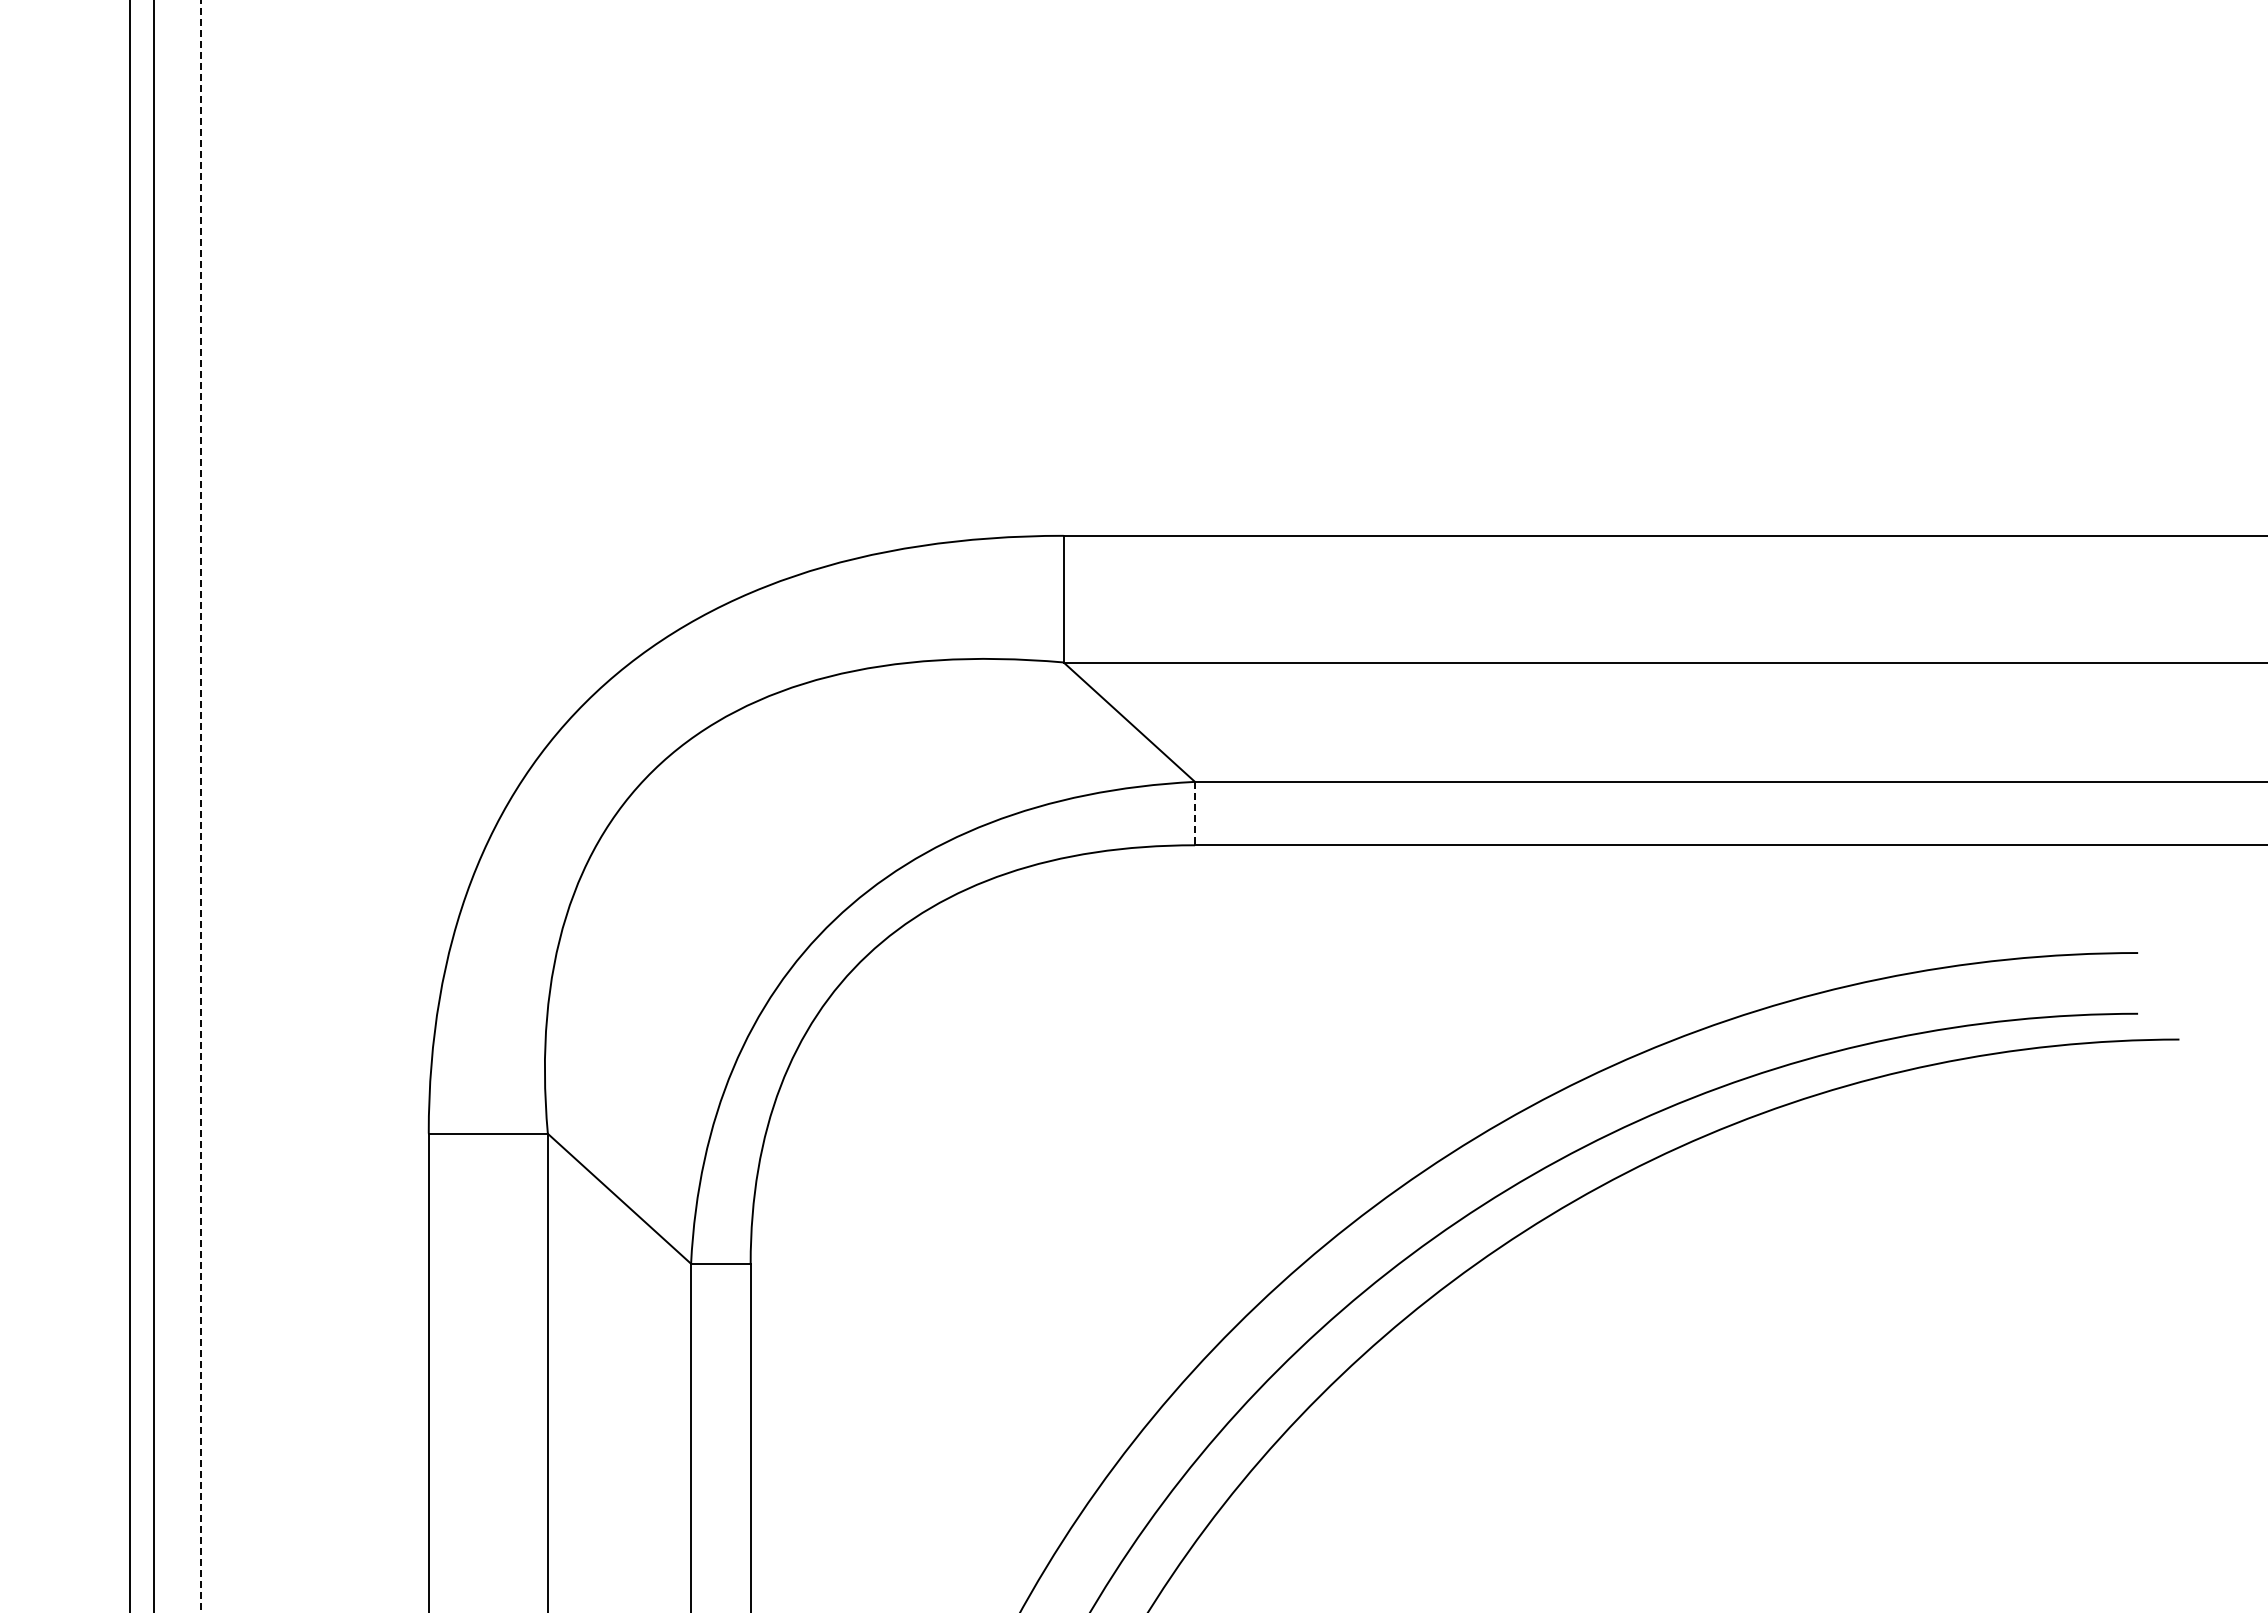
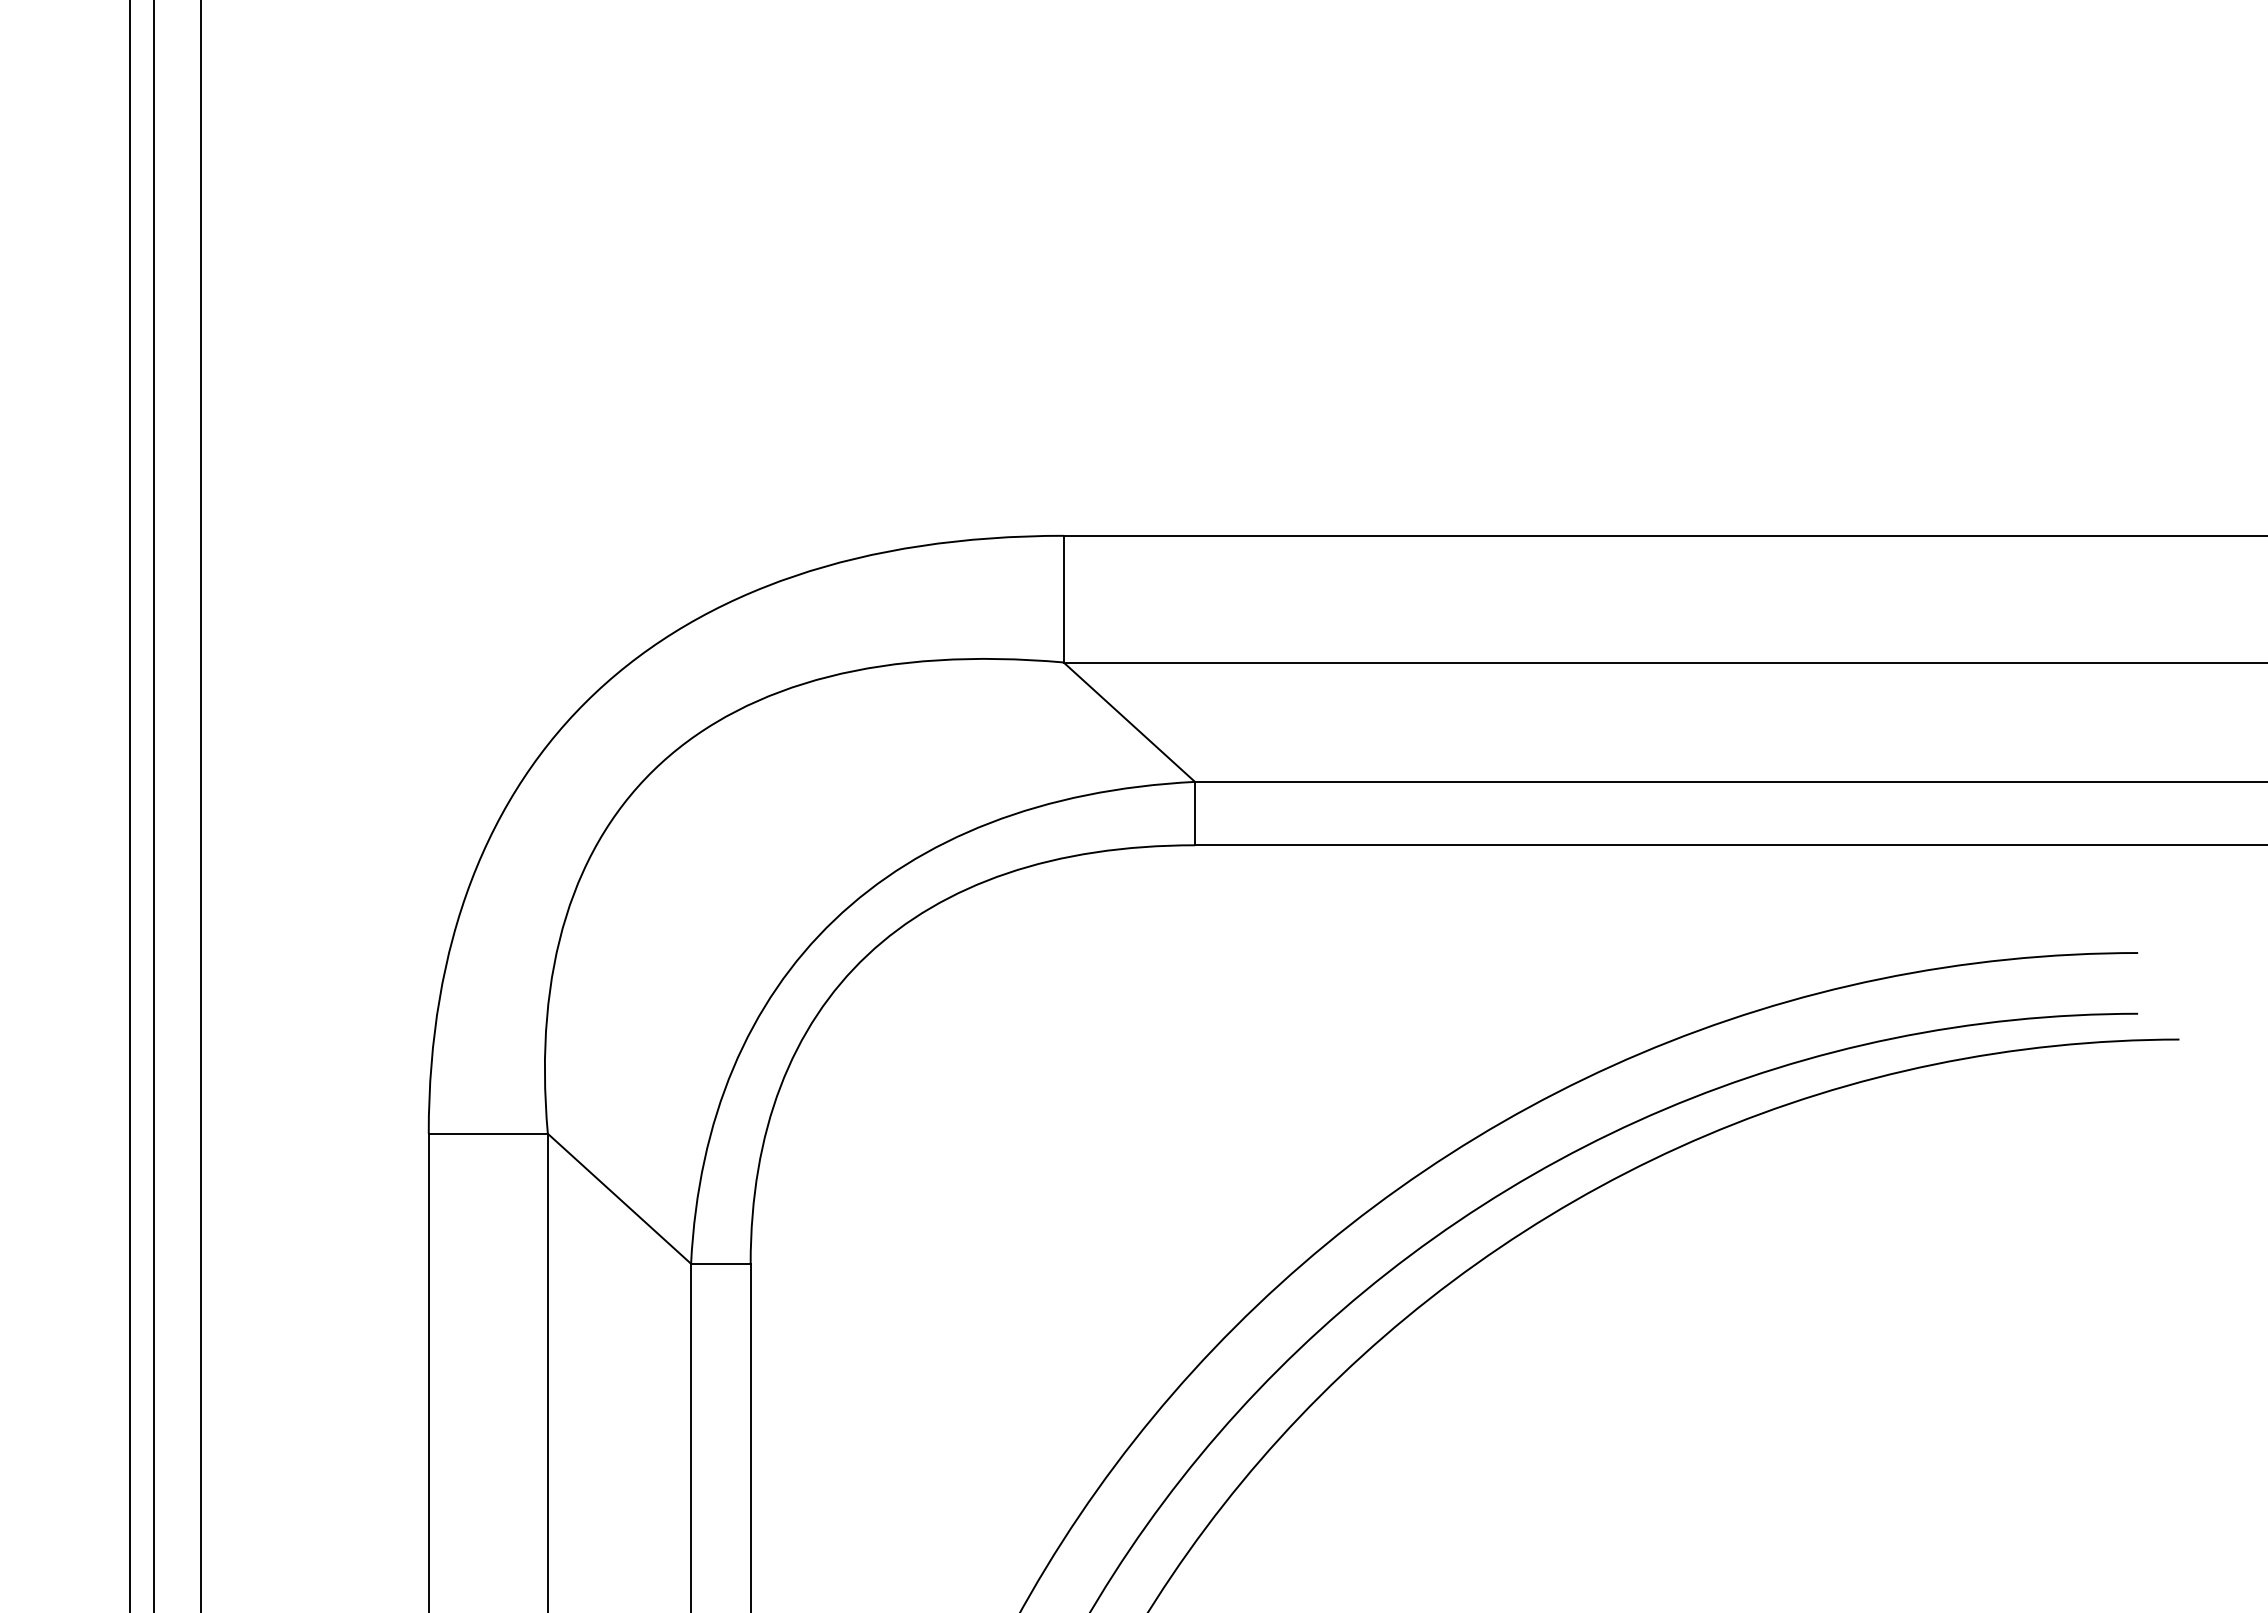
line: dashed -> solid (200, 805)
line: dashed -> solid (1195, 813)
